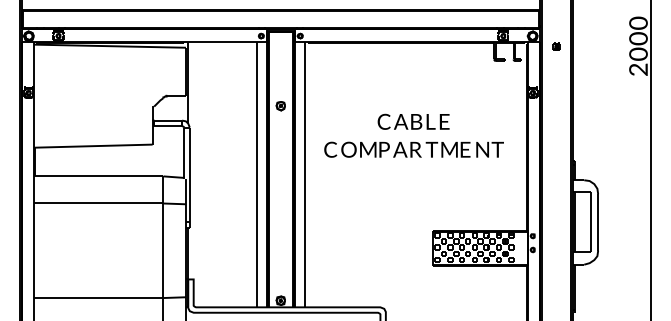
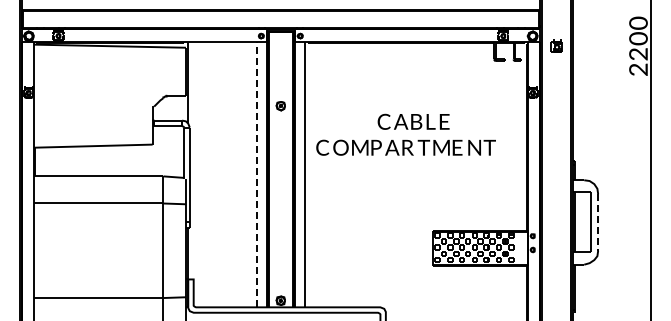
part size: 9x9 px -> 13x14 px (556, 45)
text: 0 -> 2 (638, 53)
text position: (413, 149) -> (405, 147) (405, 147)
line: solid -> dashed (257, 174)
line: solid -> dashed (598, 222)
